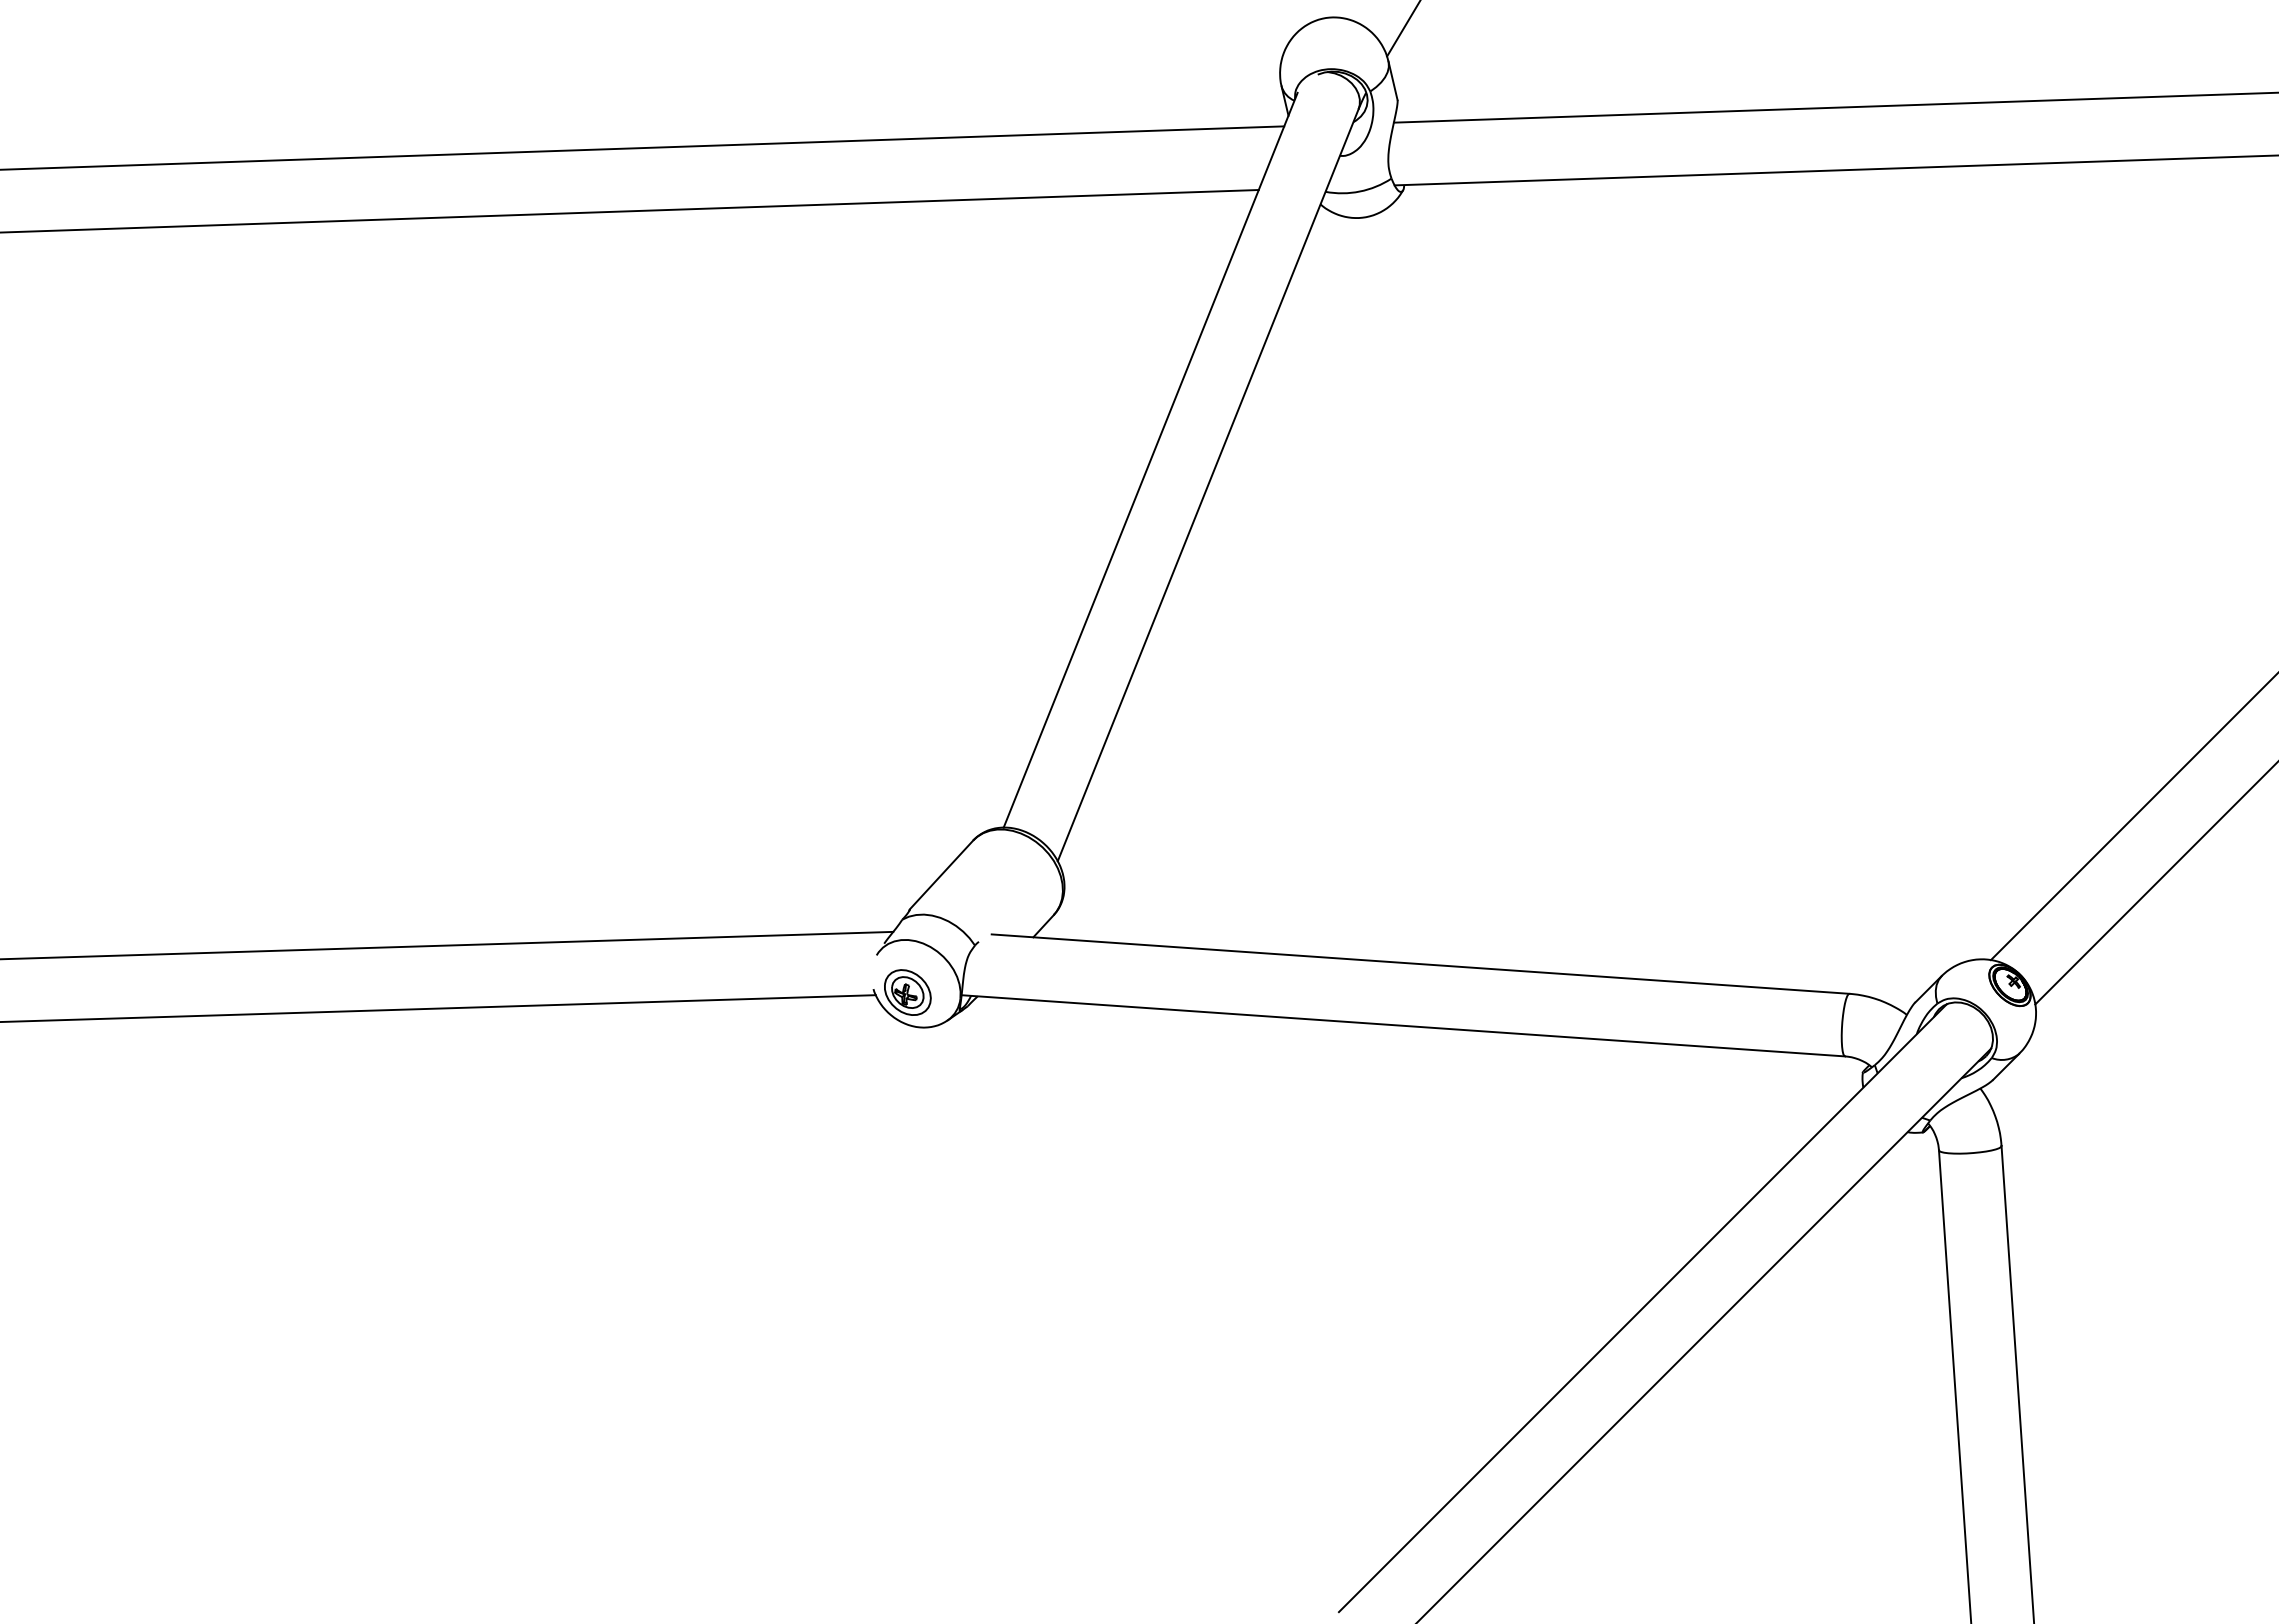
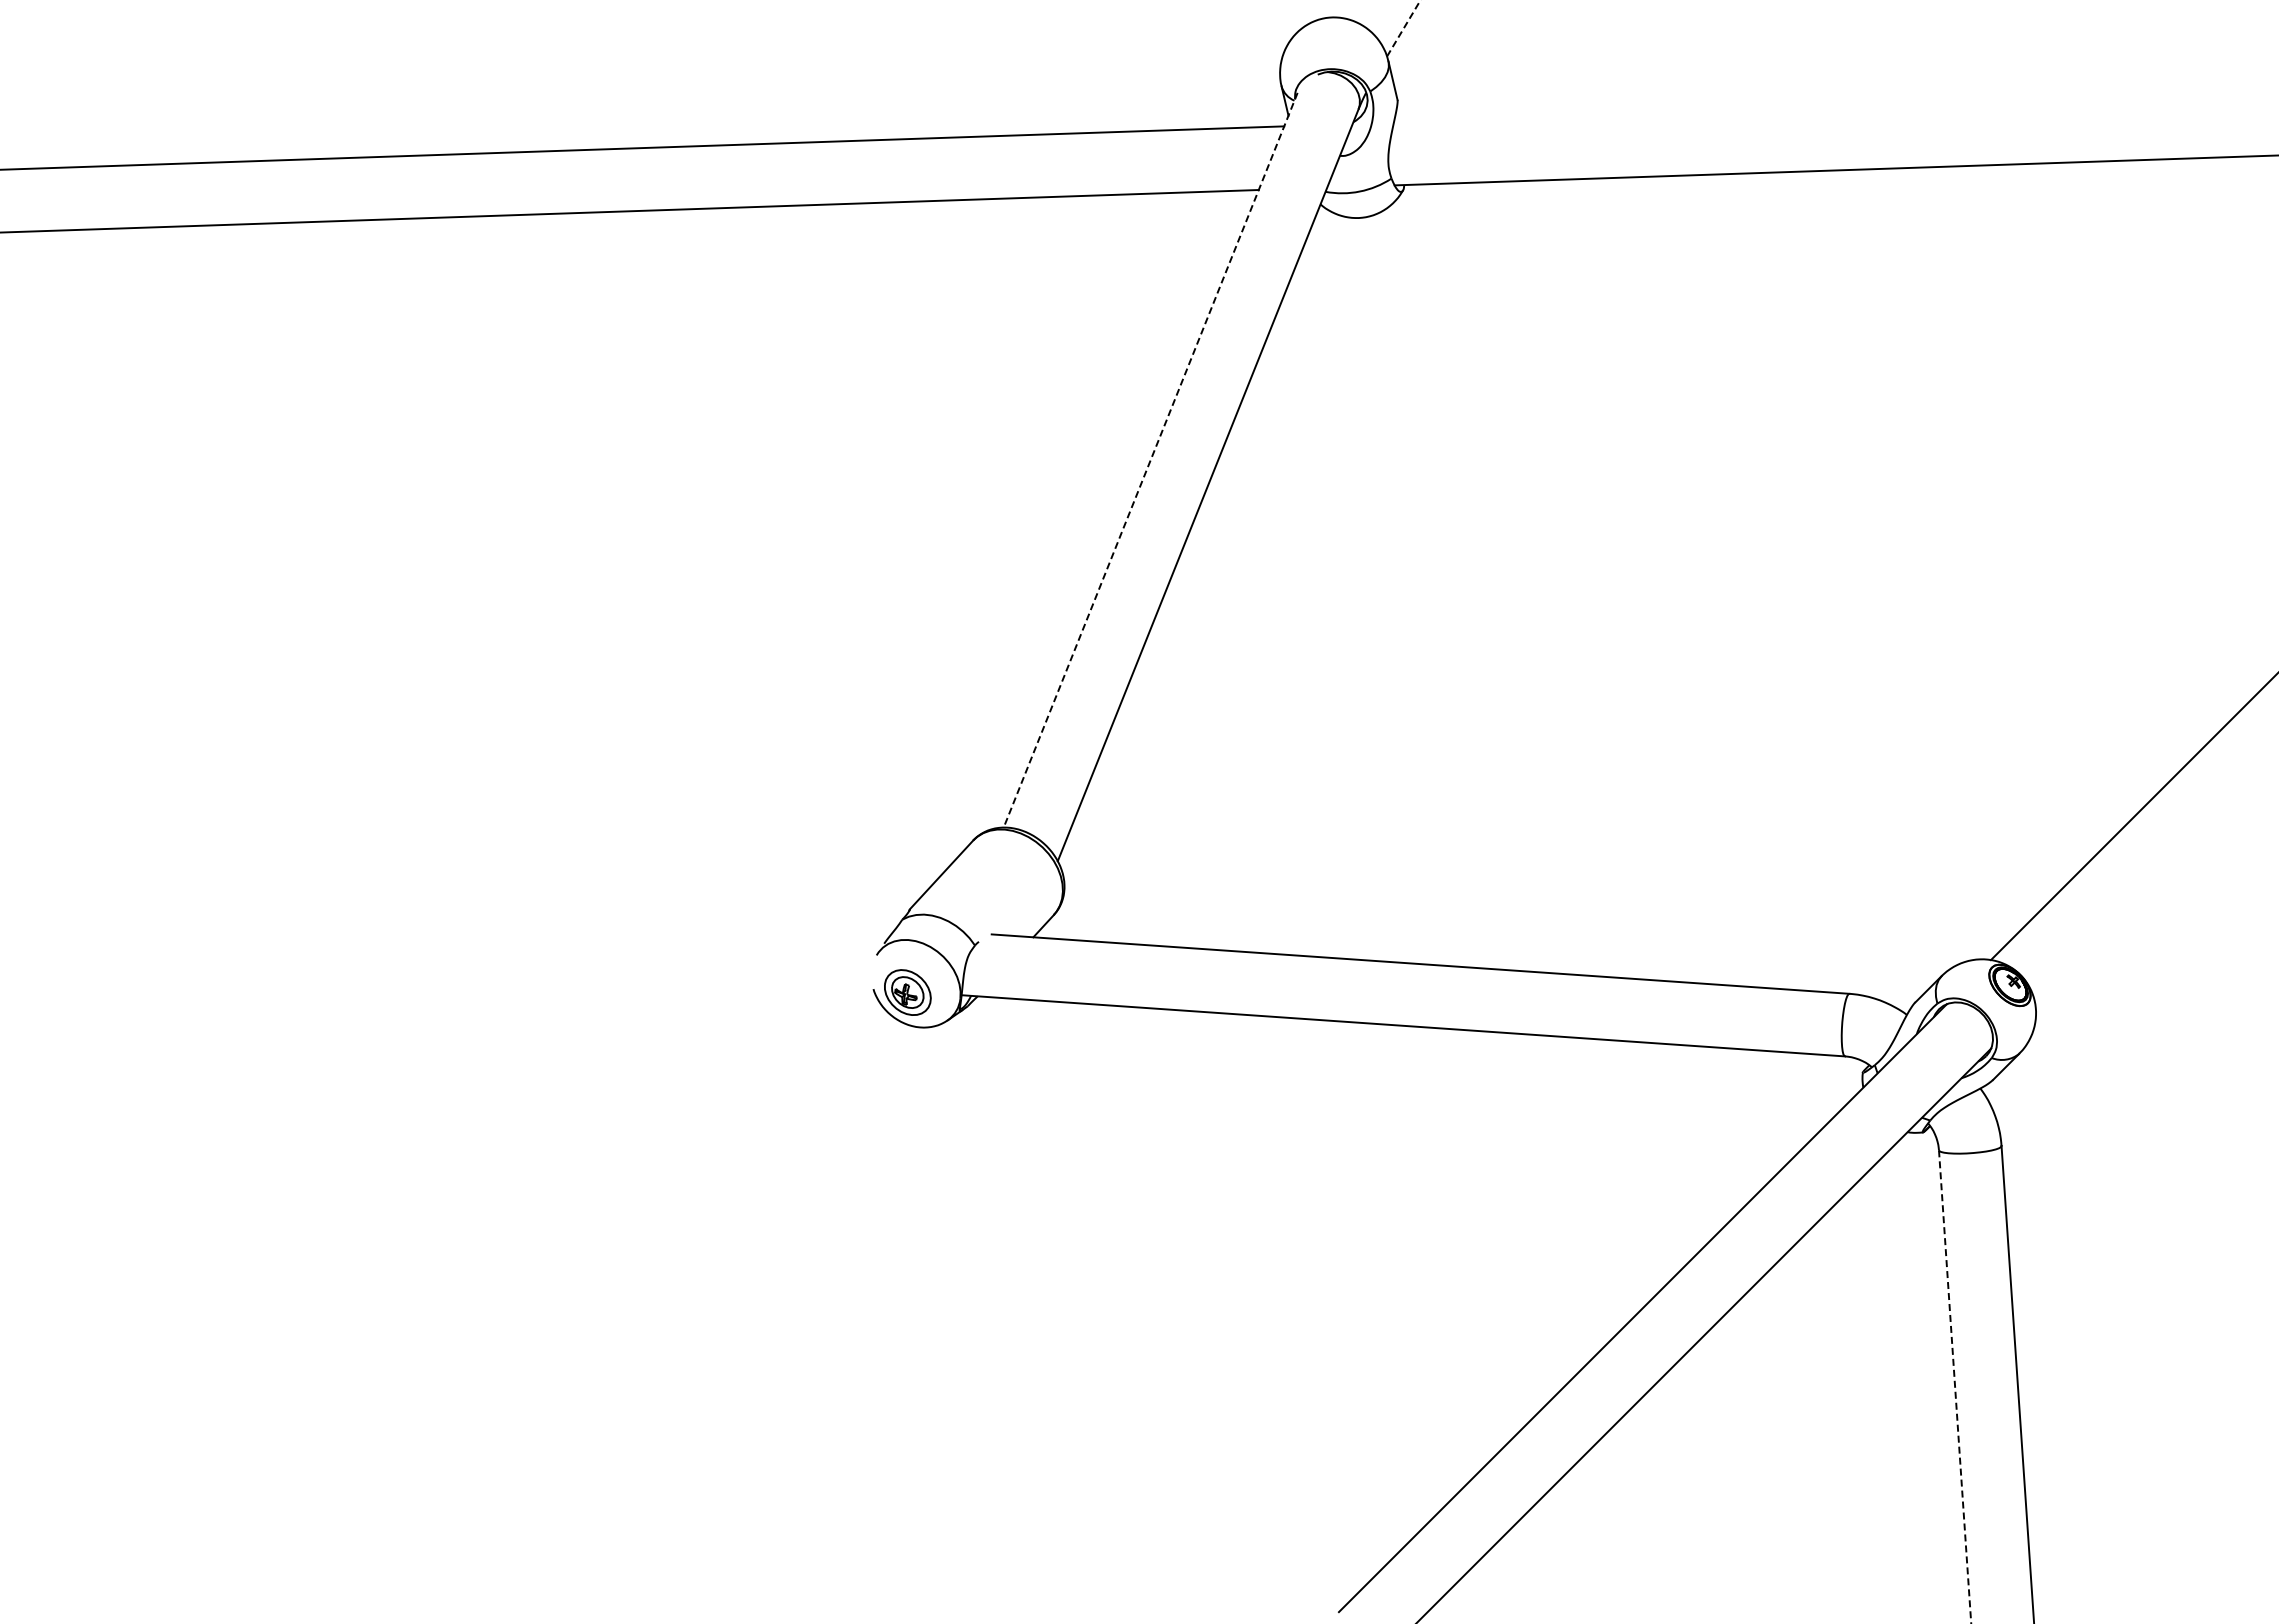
line: solid -> dashed (1403, 28)
line: present -> none (1834, 107)
line: solid -> dashed (1150, 460)
line: present -> none (2155, 883)
line: present -> none (447, 945)
line: present -> none (438, 1008)
line: solid -> dashed (1955, 1386)
